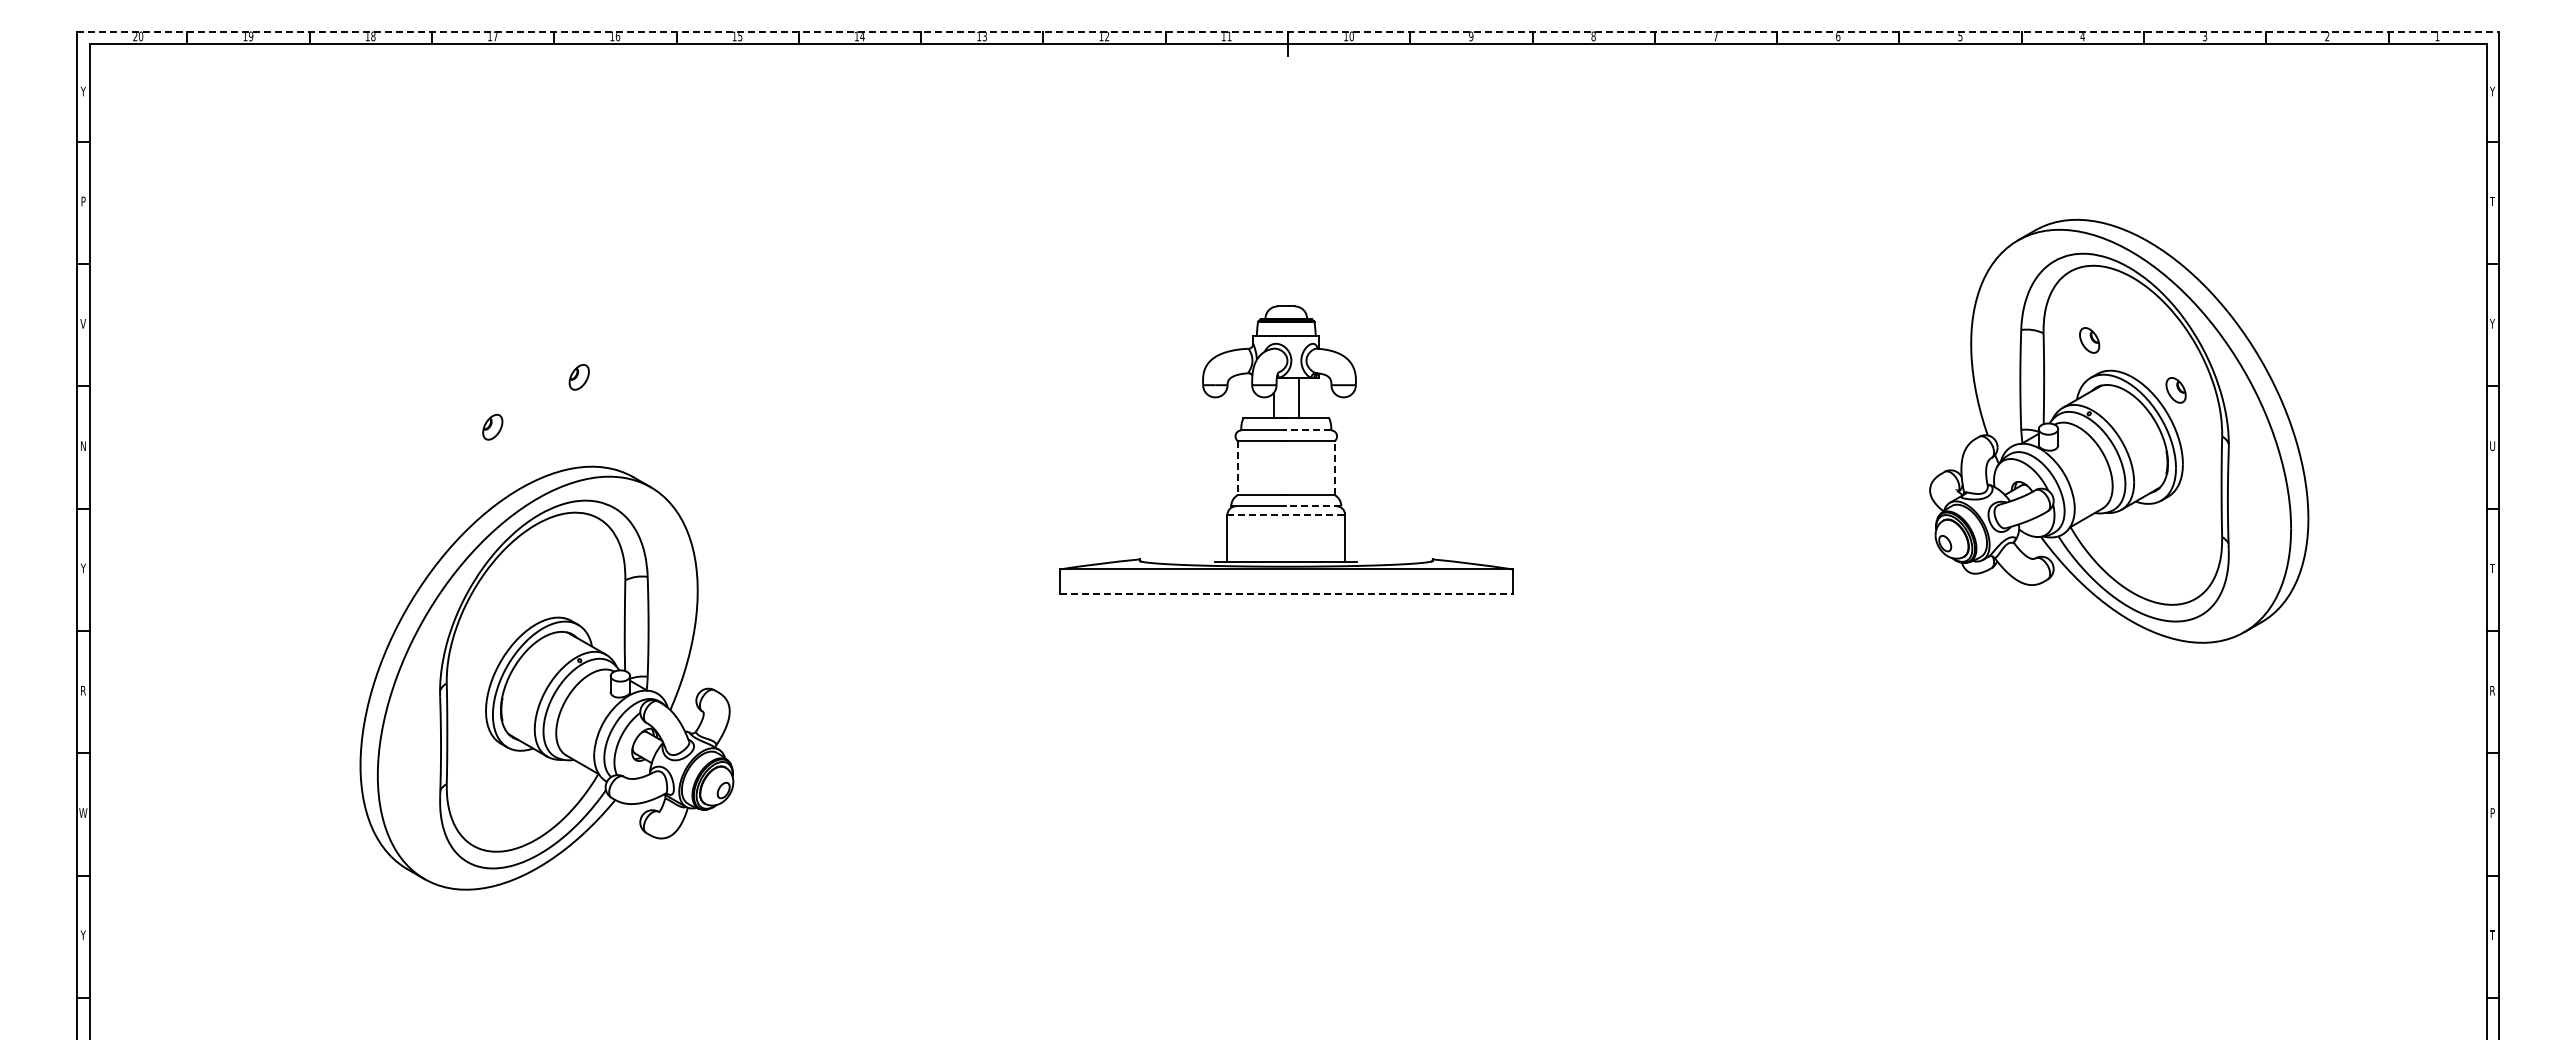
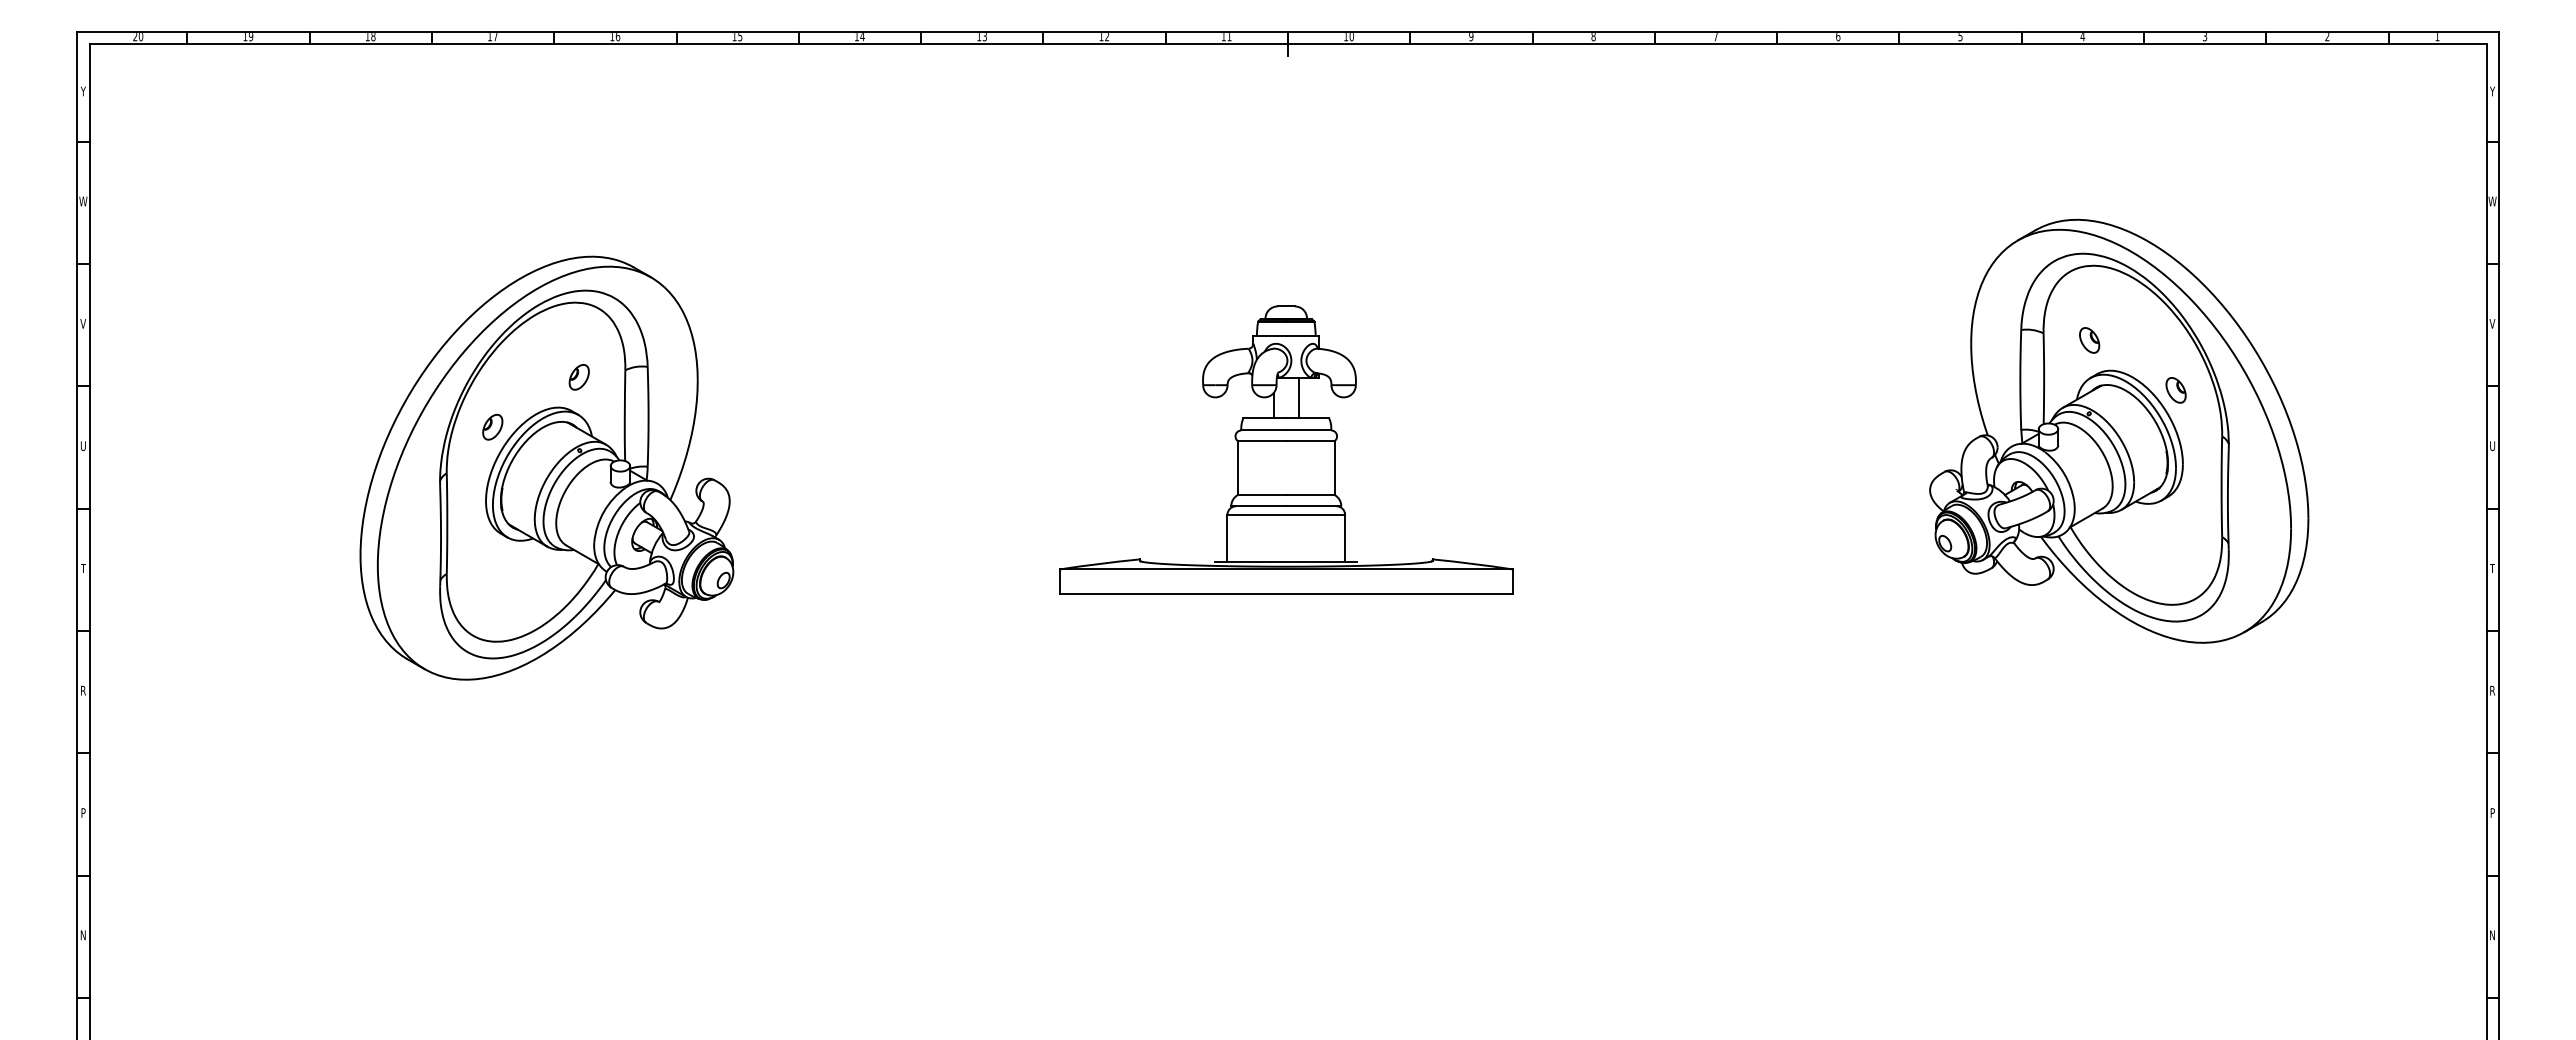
line: dashed -> solid (1287, 31)
text: P -> W (83, 201)
text: T -> W (2492, 201)
text: Y -> V (2492, 323)
line: dashed -> solid (1308, 430)
text: N -> U (83, 446)
line: dashed -> solid (1237, 468)
line: dashed -> solid (1334, 468)
line: dashed -> solid (1313, 506)
line: dashed -> solid (1286, 514)
text: Y -> T (82, 568)
line: dashed -> solid (1286, 593)
part position: (546, 677) -> (546, 467) (546, 467)
text: W -> P (83, 812)
text: Y -> N (82, 935)
text: T -> N (2492, 935)
